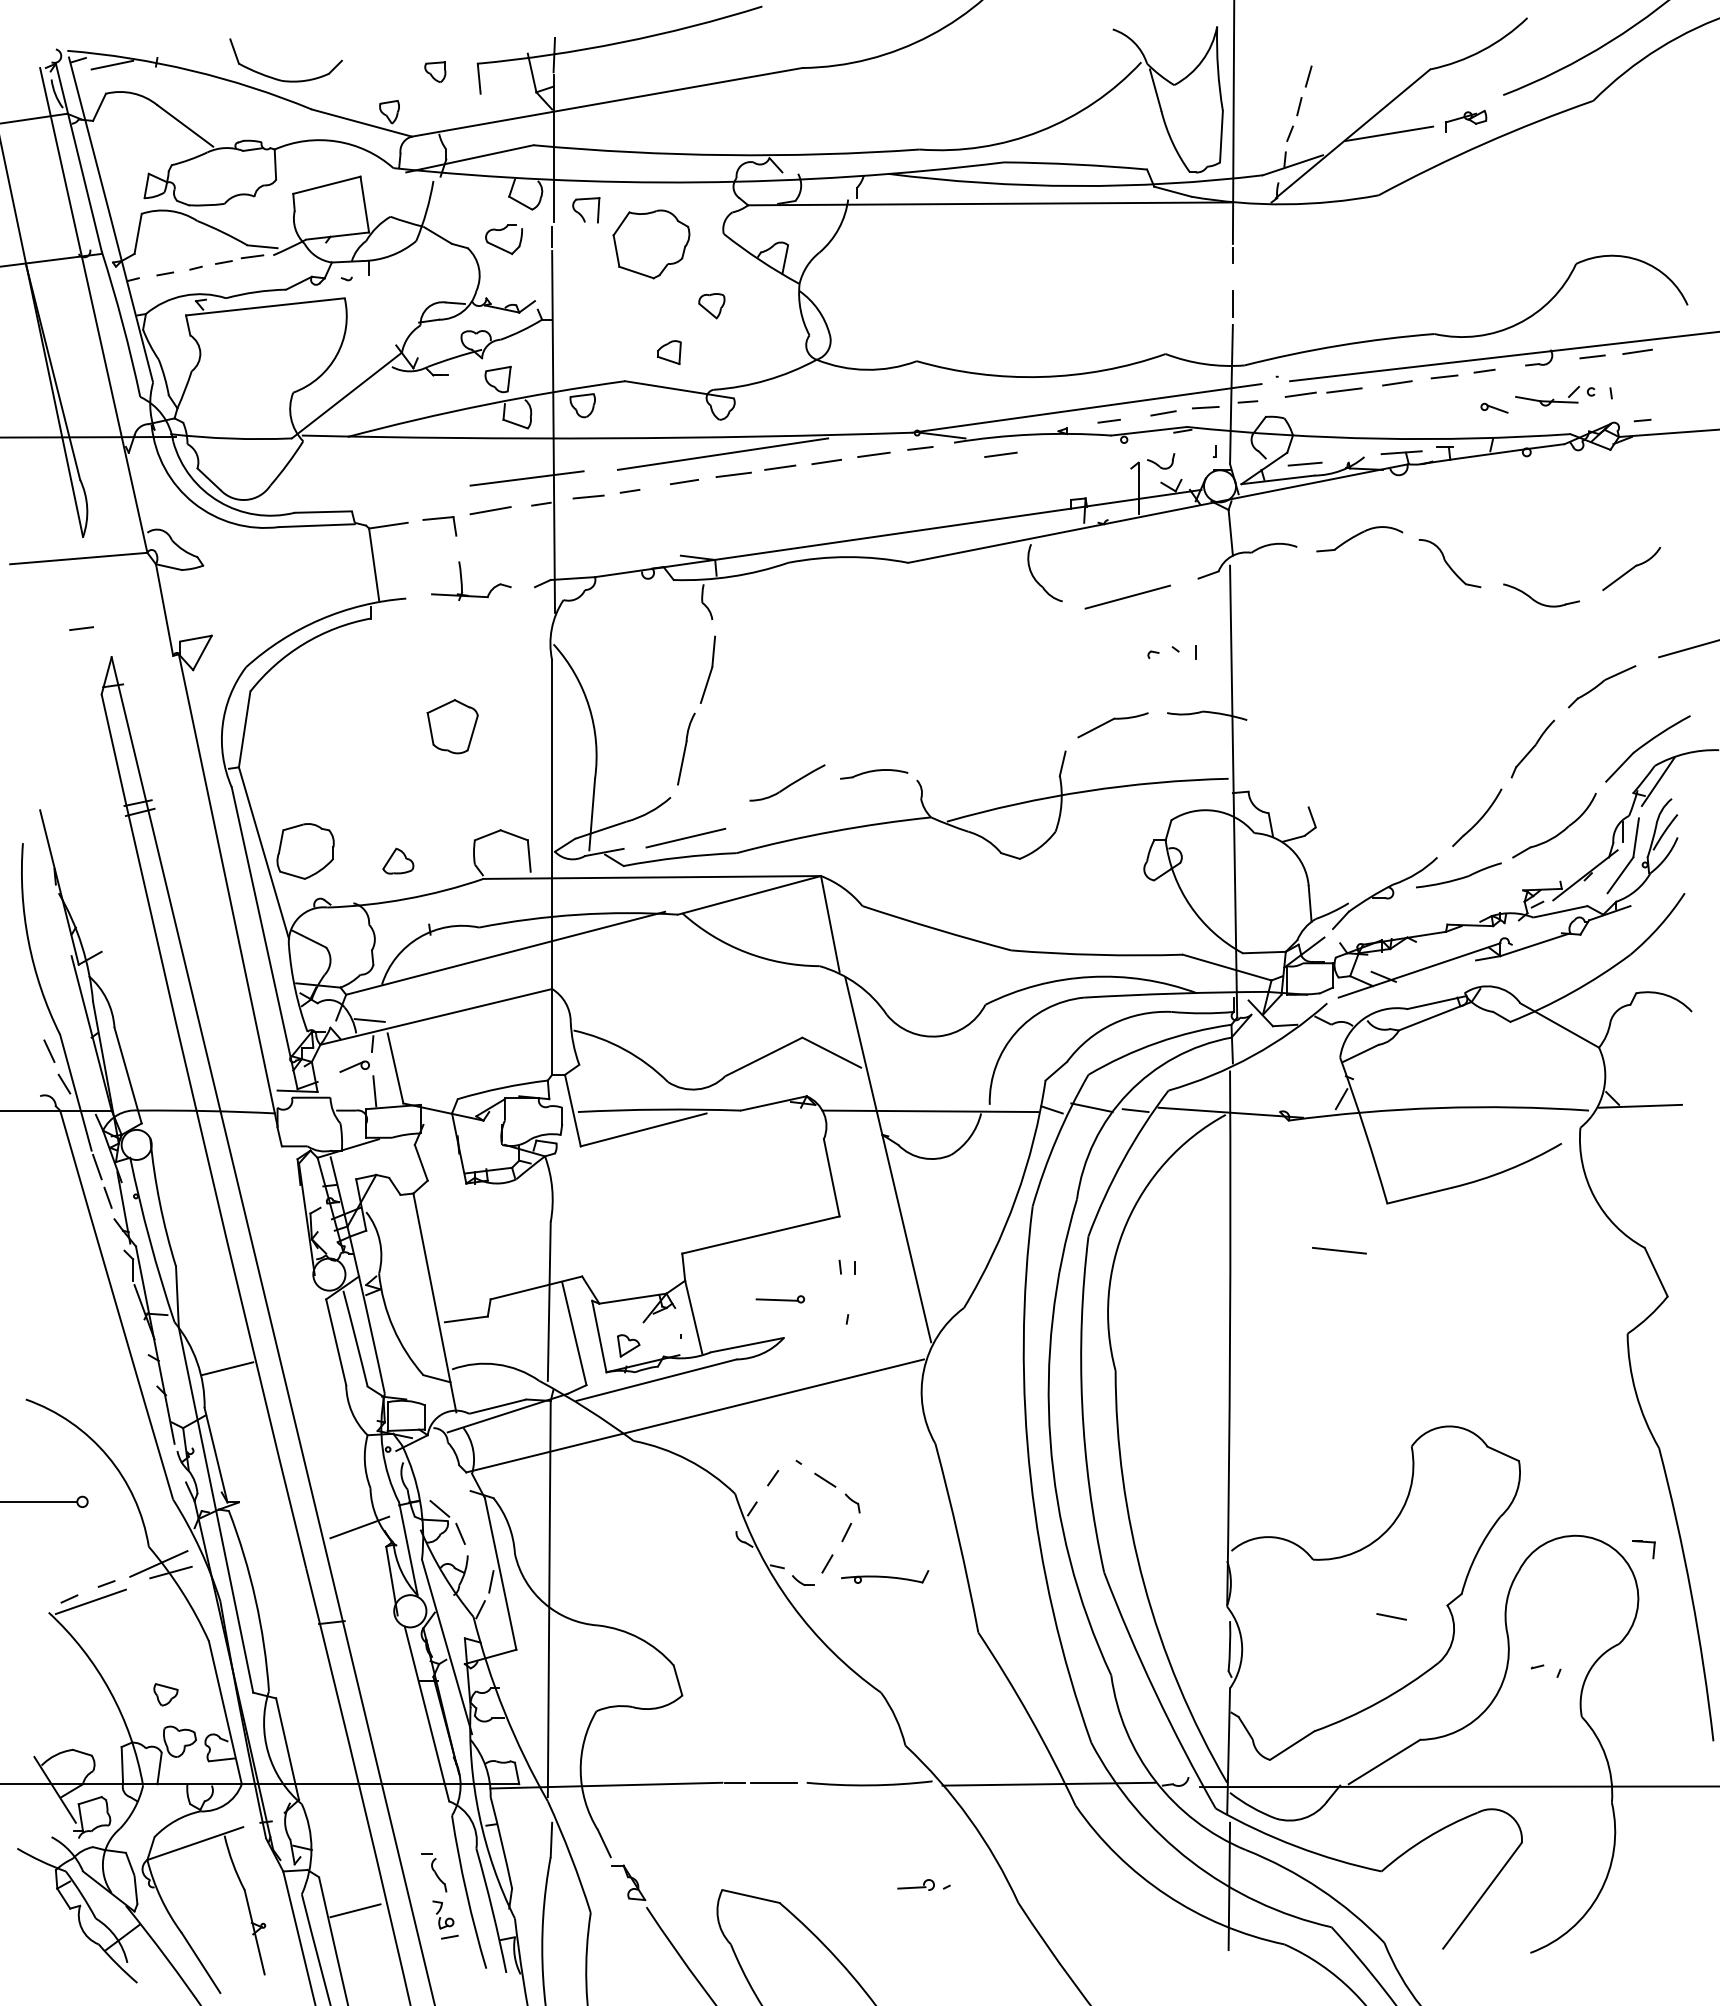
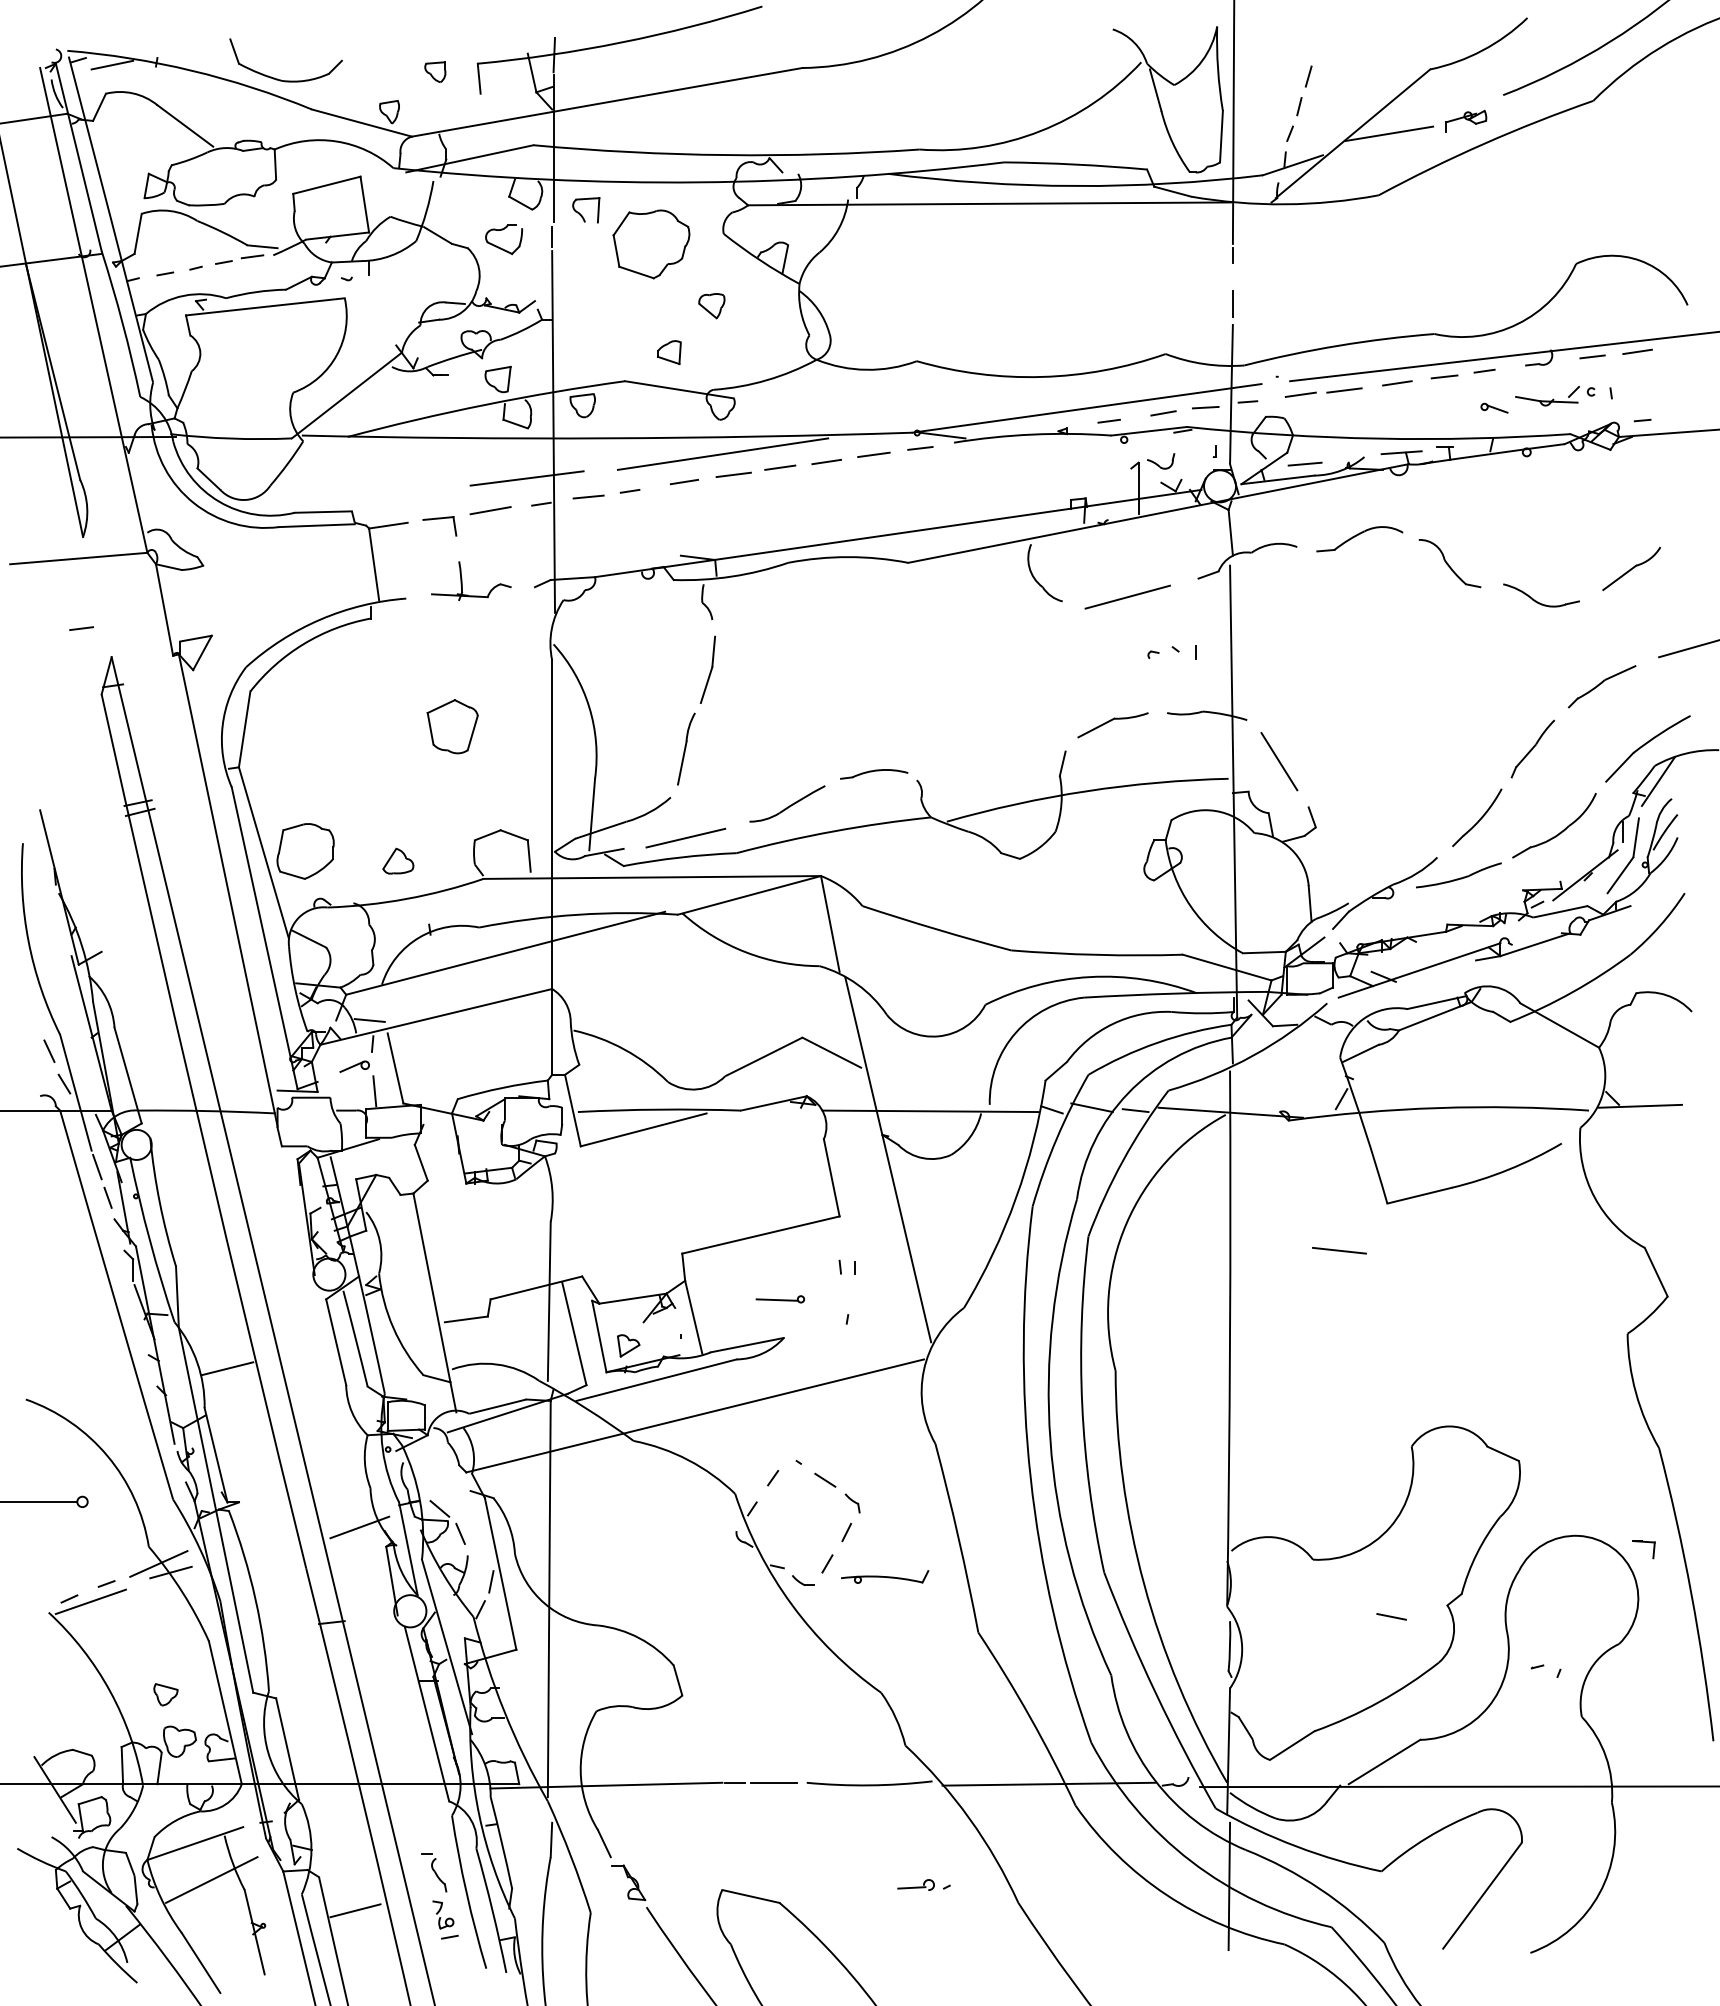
line: present -> none (1000, 454)
line: none -> present (1279, 761)
part position: (787, 782) -> (787, 803) (787, 803)
line: none -> present (211, 1879)
